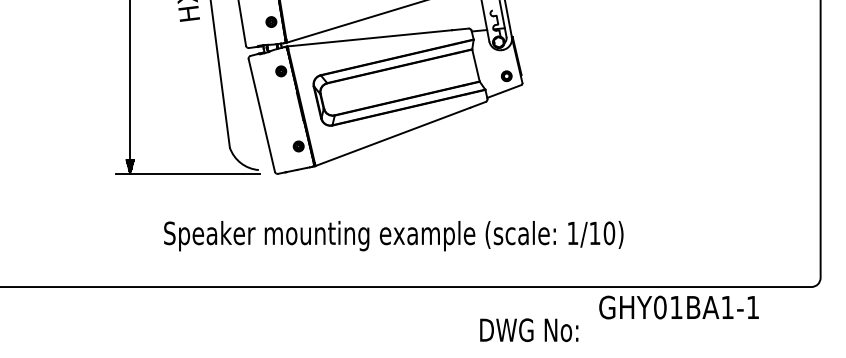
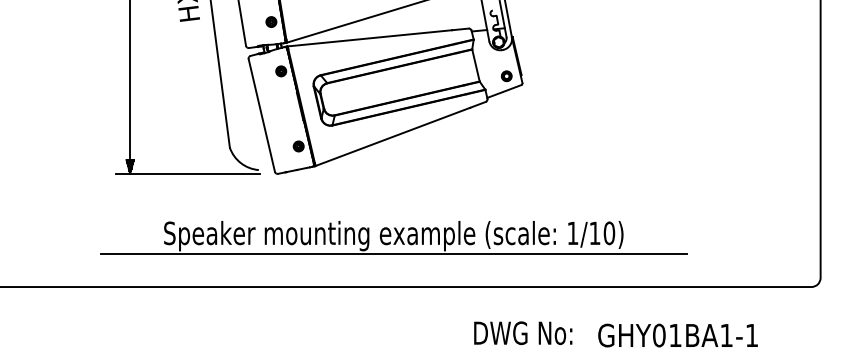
line: none -> present (393, 254)
text position: (678, 307) -> (677, 335) (677, 335)
text position: (529, 330) -> (523, 333) (523, 333)
